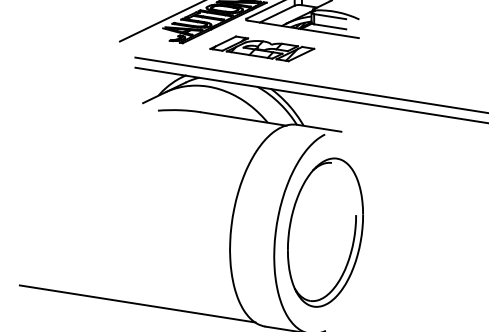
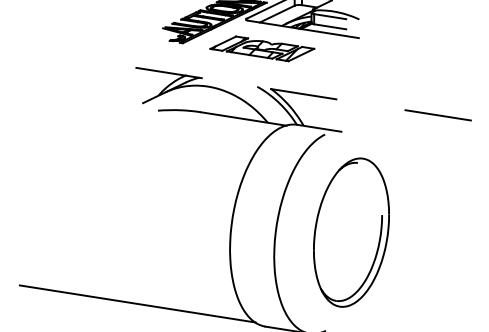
line: present -> none (160, 21)
line: present -> none (310, 84)
line: solid -> dashed (312, 95)
part position: (325, 232) -> (351, 232) (351, 232)
